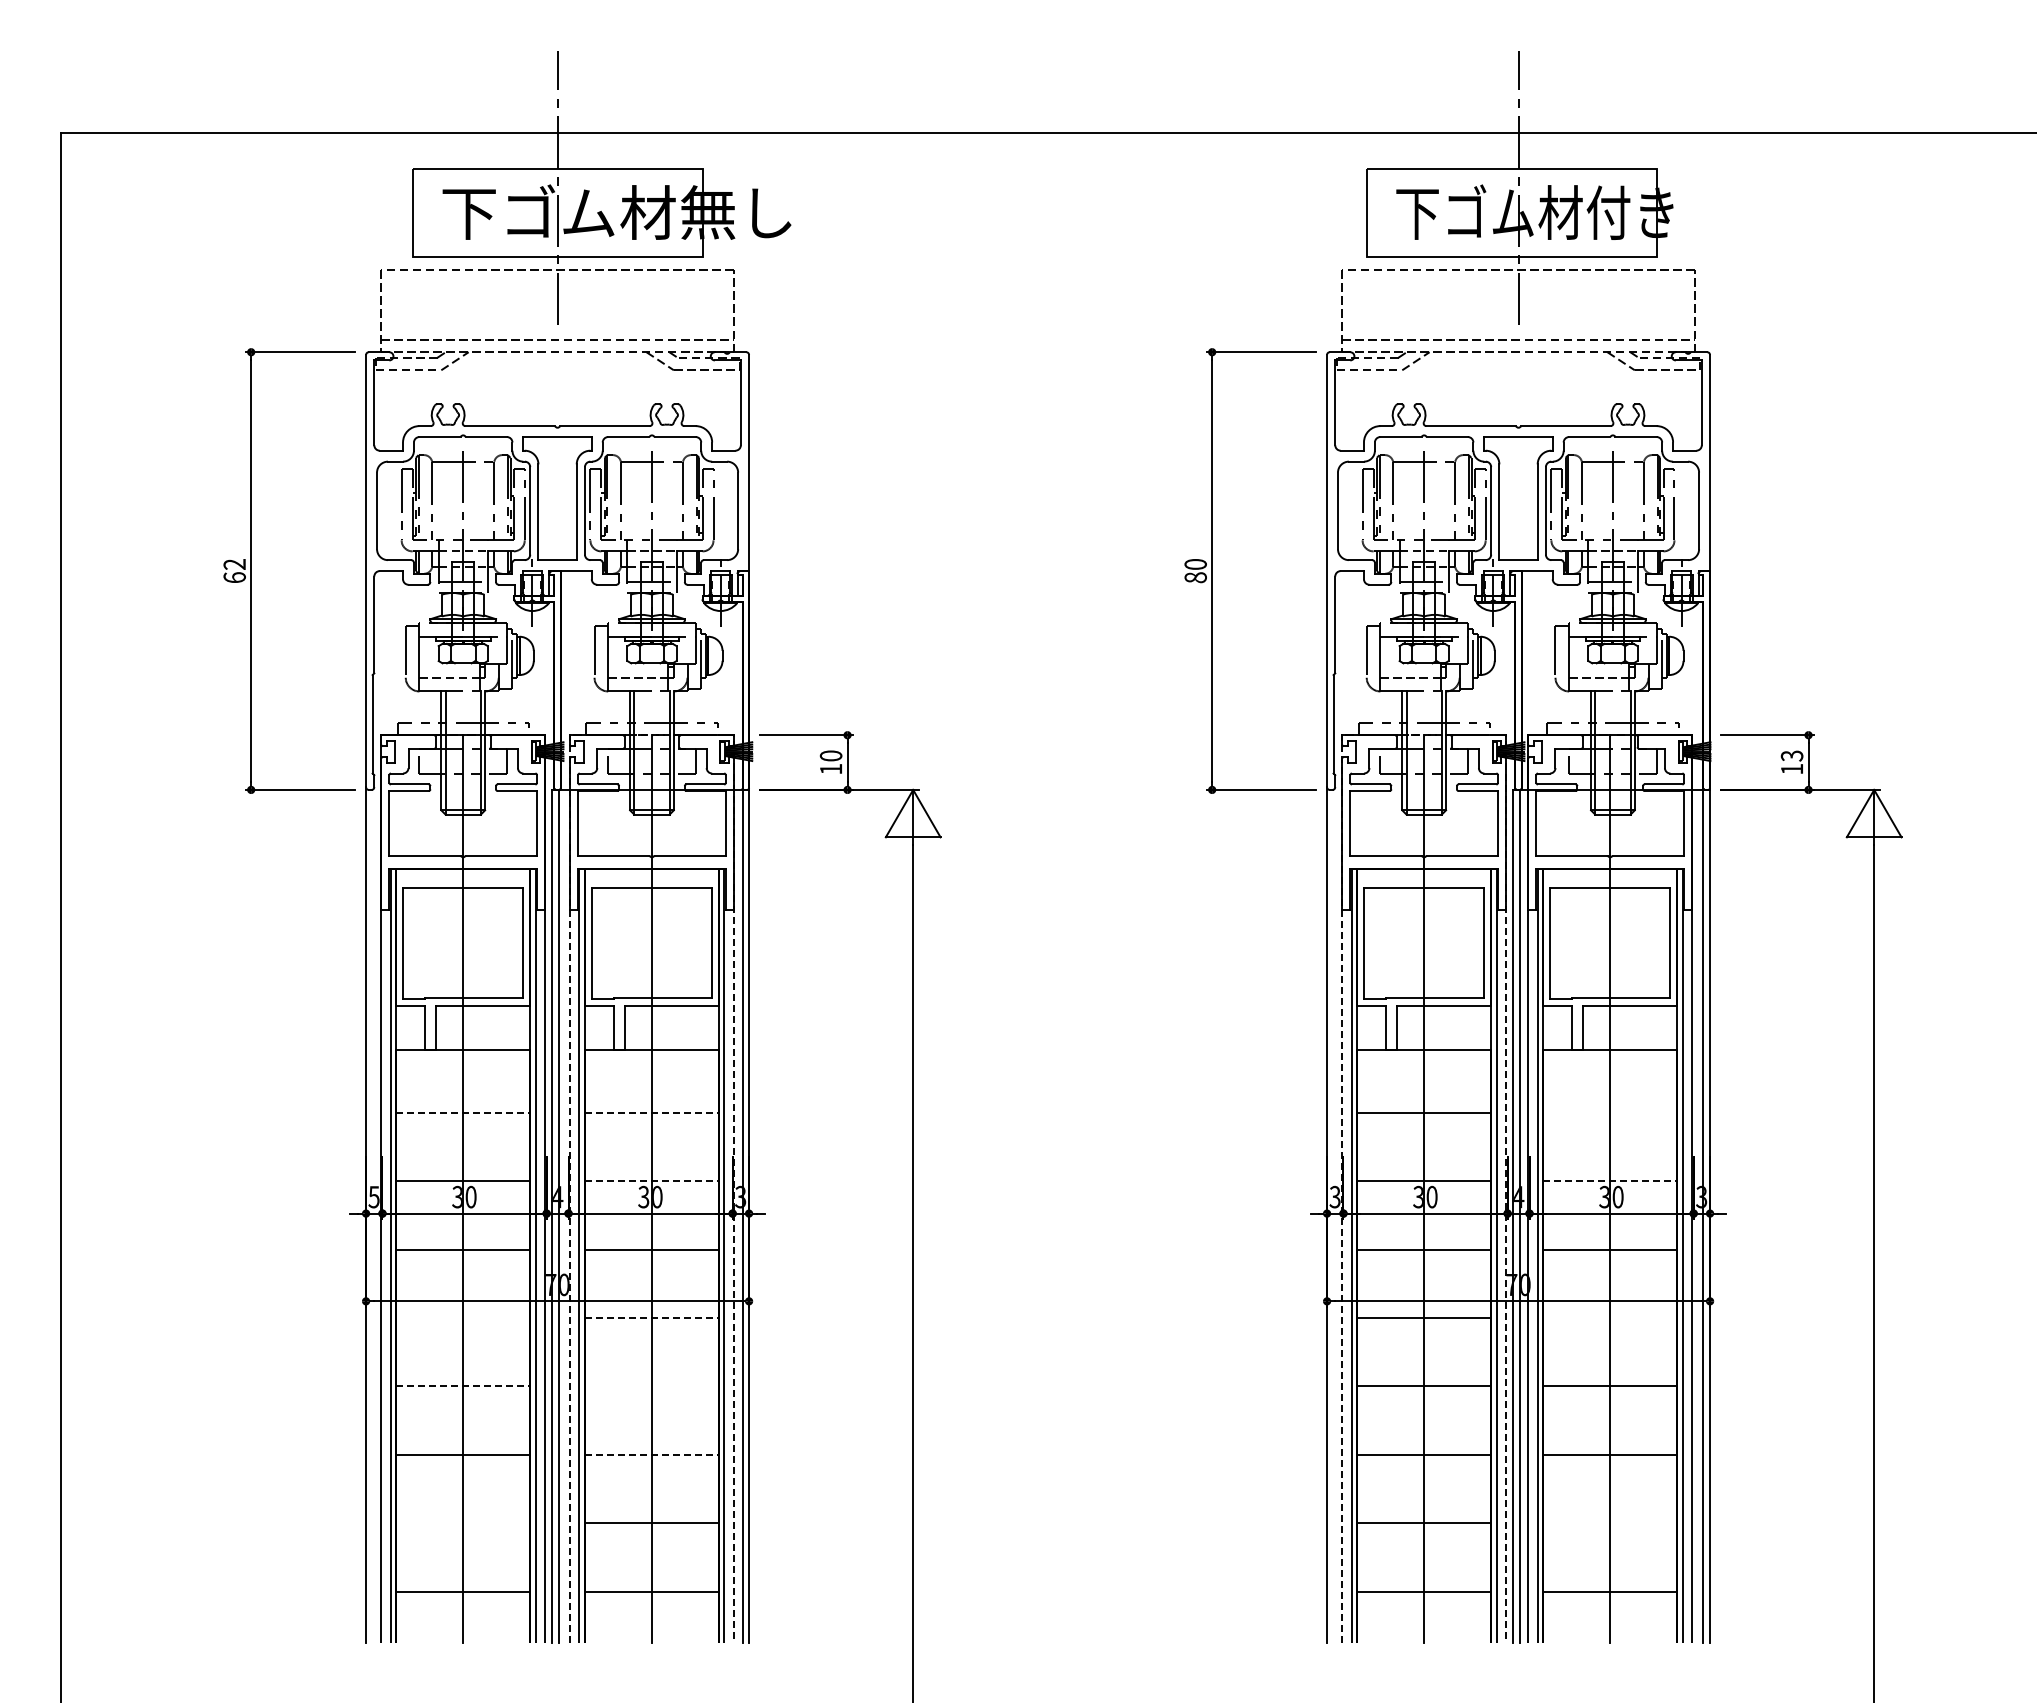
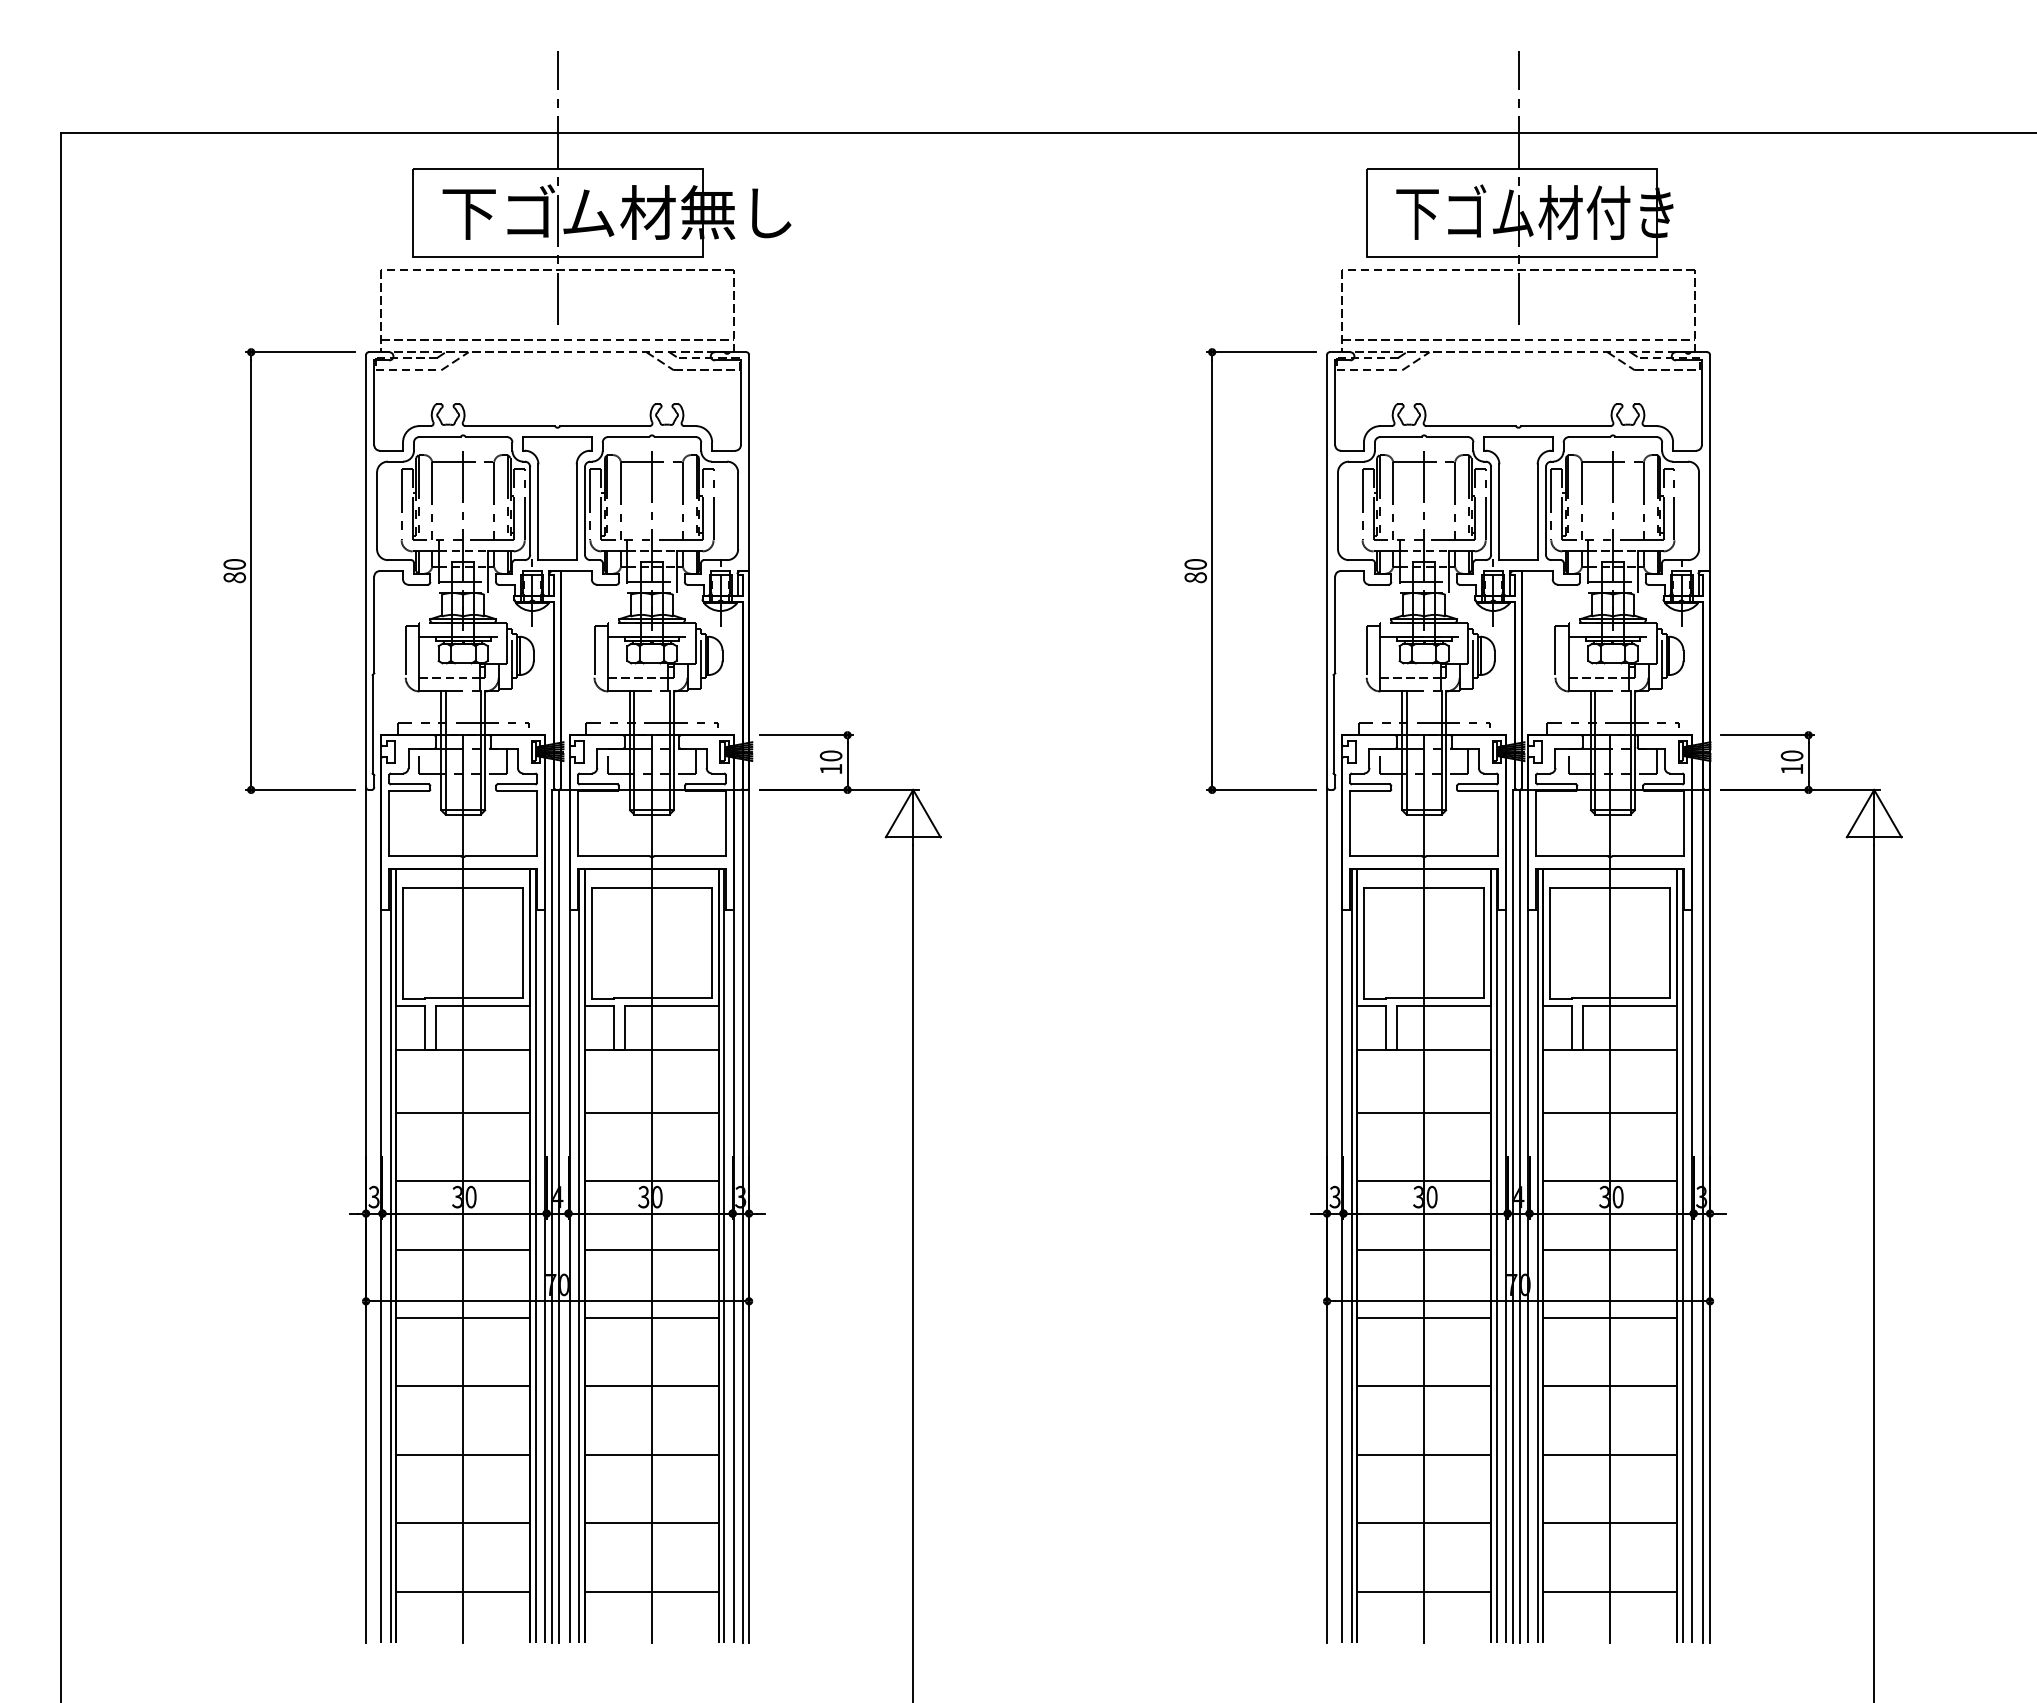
text: 62 -> 80 (234, 571)
line: dashed -> solid (652, 735)
line: dashed -> solid (1424, 735)
text: 13 -> 10 (1792, 755)
line: dashed -> solid (463, 1112)
line: dashed -> solid (652, 1112)
line: none -> present (1610, 1112)
line: dashed -> solid (652, 1181)
line: dashed -> solid (1610, 1181)
text: 5 -> 3 (374, 1196)
line: none -> present (463, 1317)
line: dashed -> solid (652, 1317)
line: none -> present (1610, 1317)
line: dashed -> solid (463, 1386)
line: none -> present (651, 1386)
line: dashed -> solid (652, 1454)
line: none -> present (463, 1523)
line: none -> present (1610, 1523)
